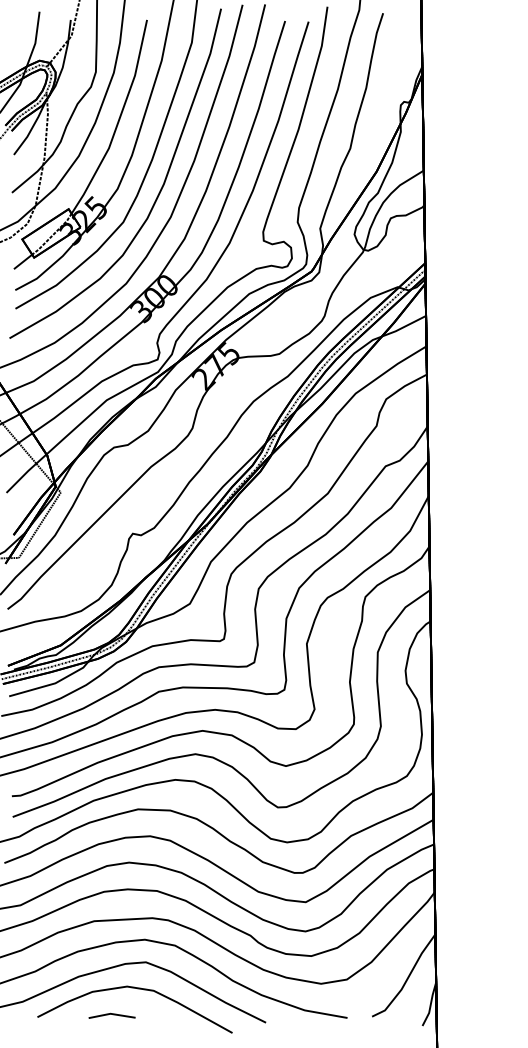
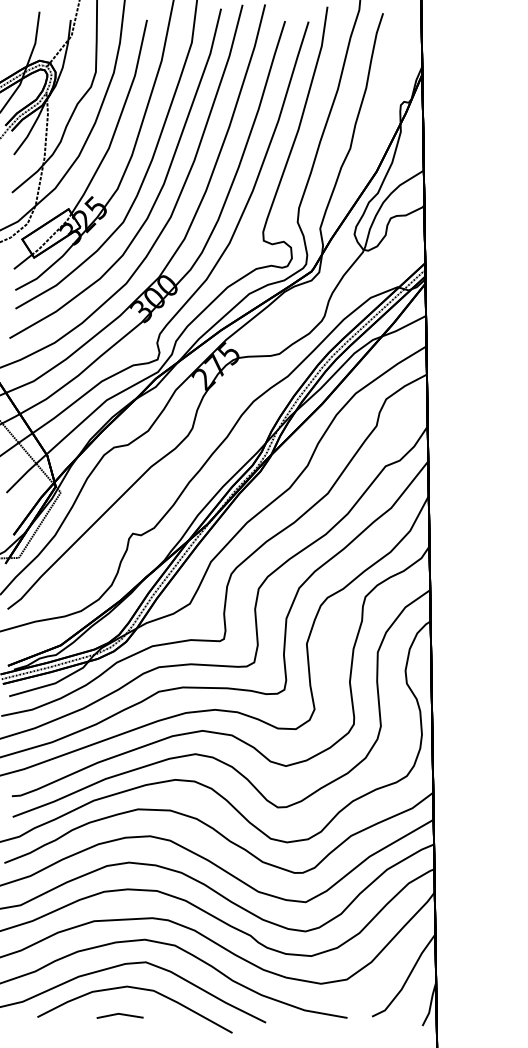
part position: (111, 1015) -> (119, 1015) (119, 1015)
